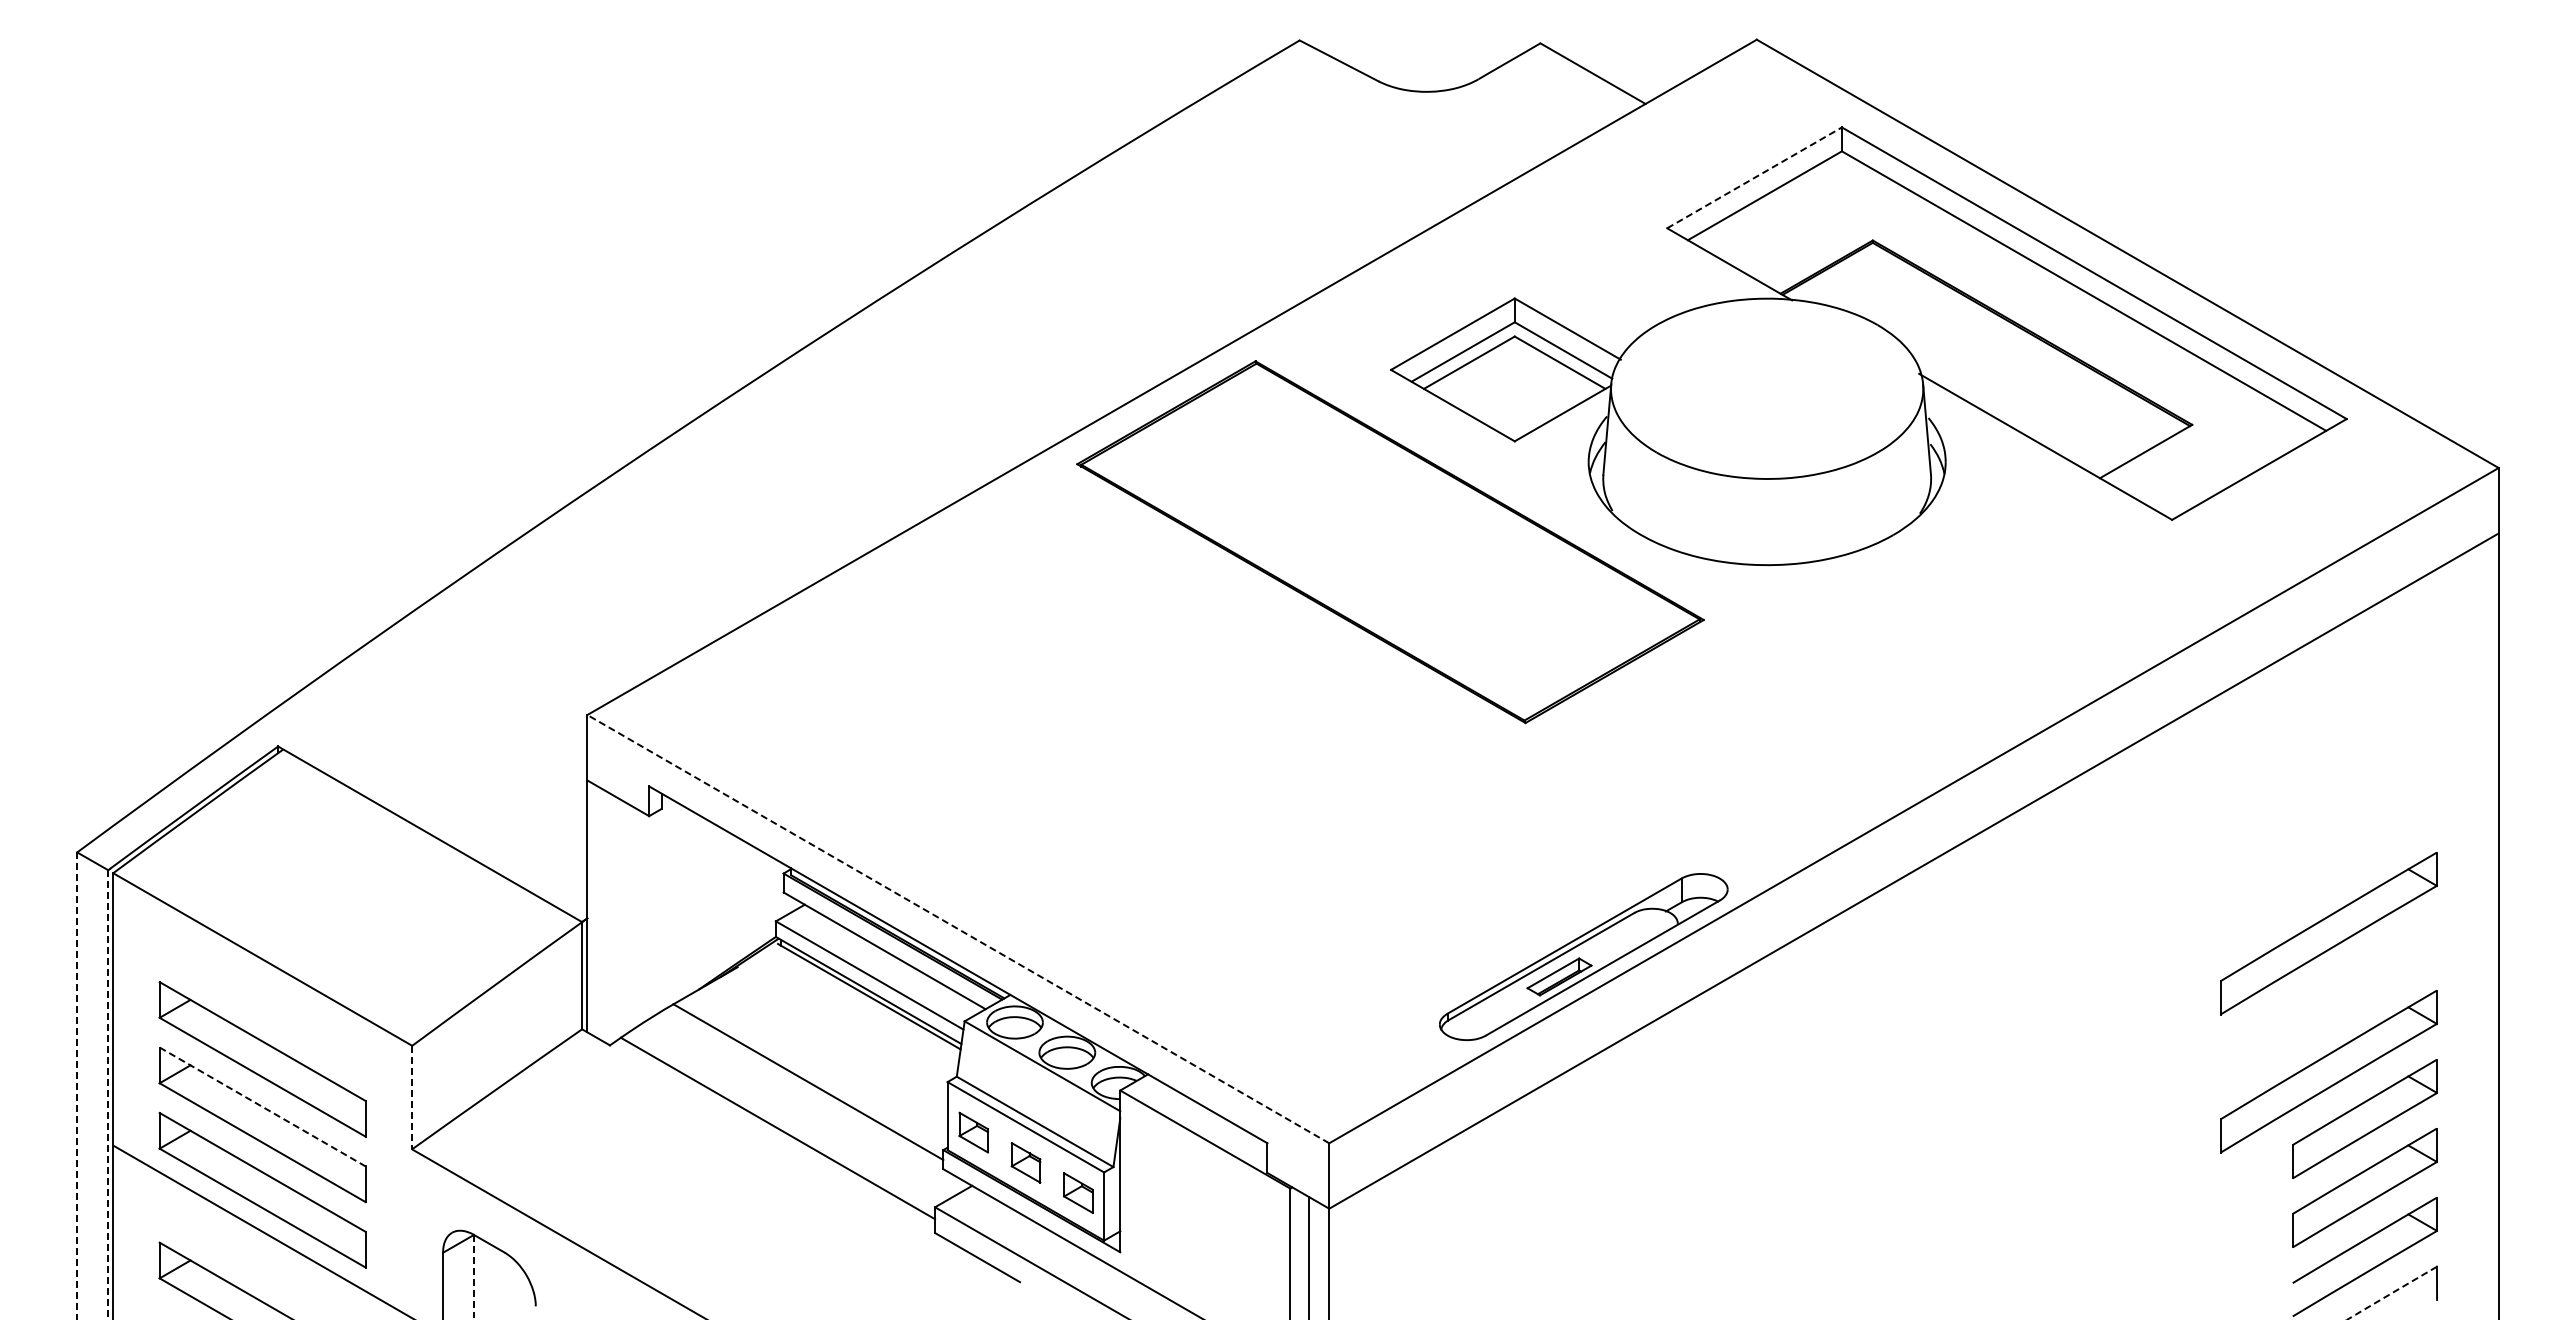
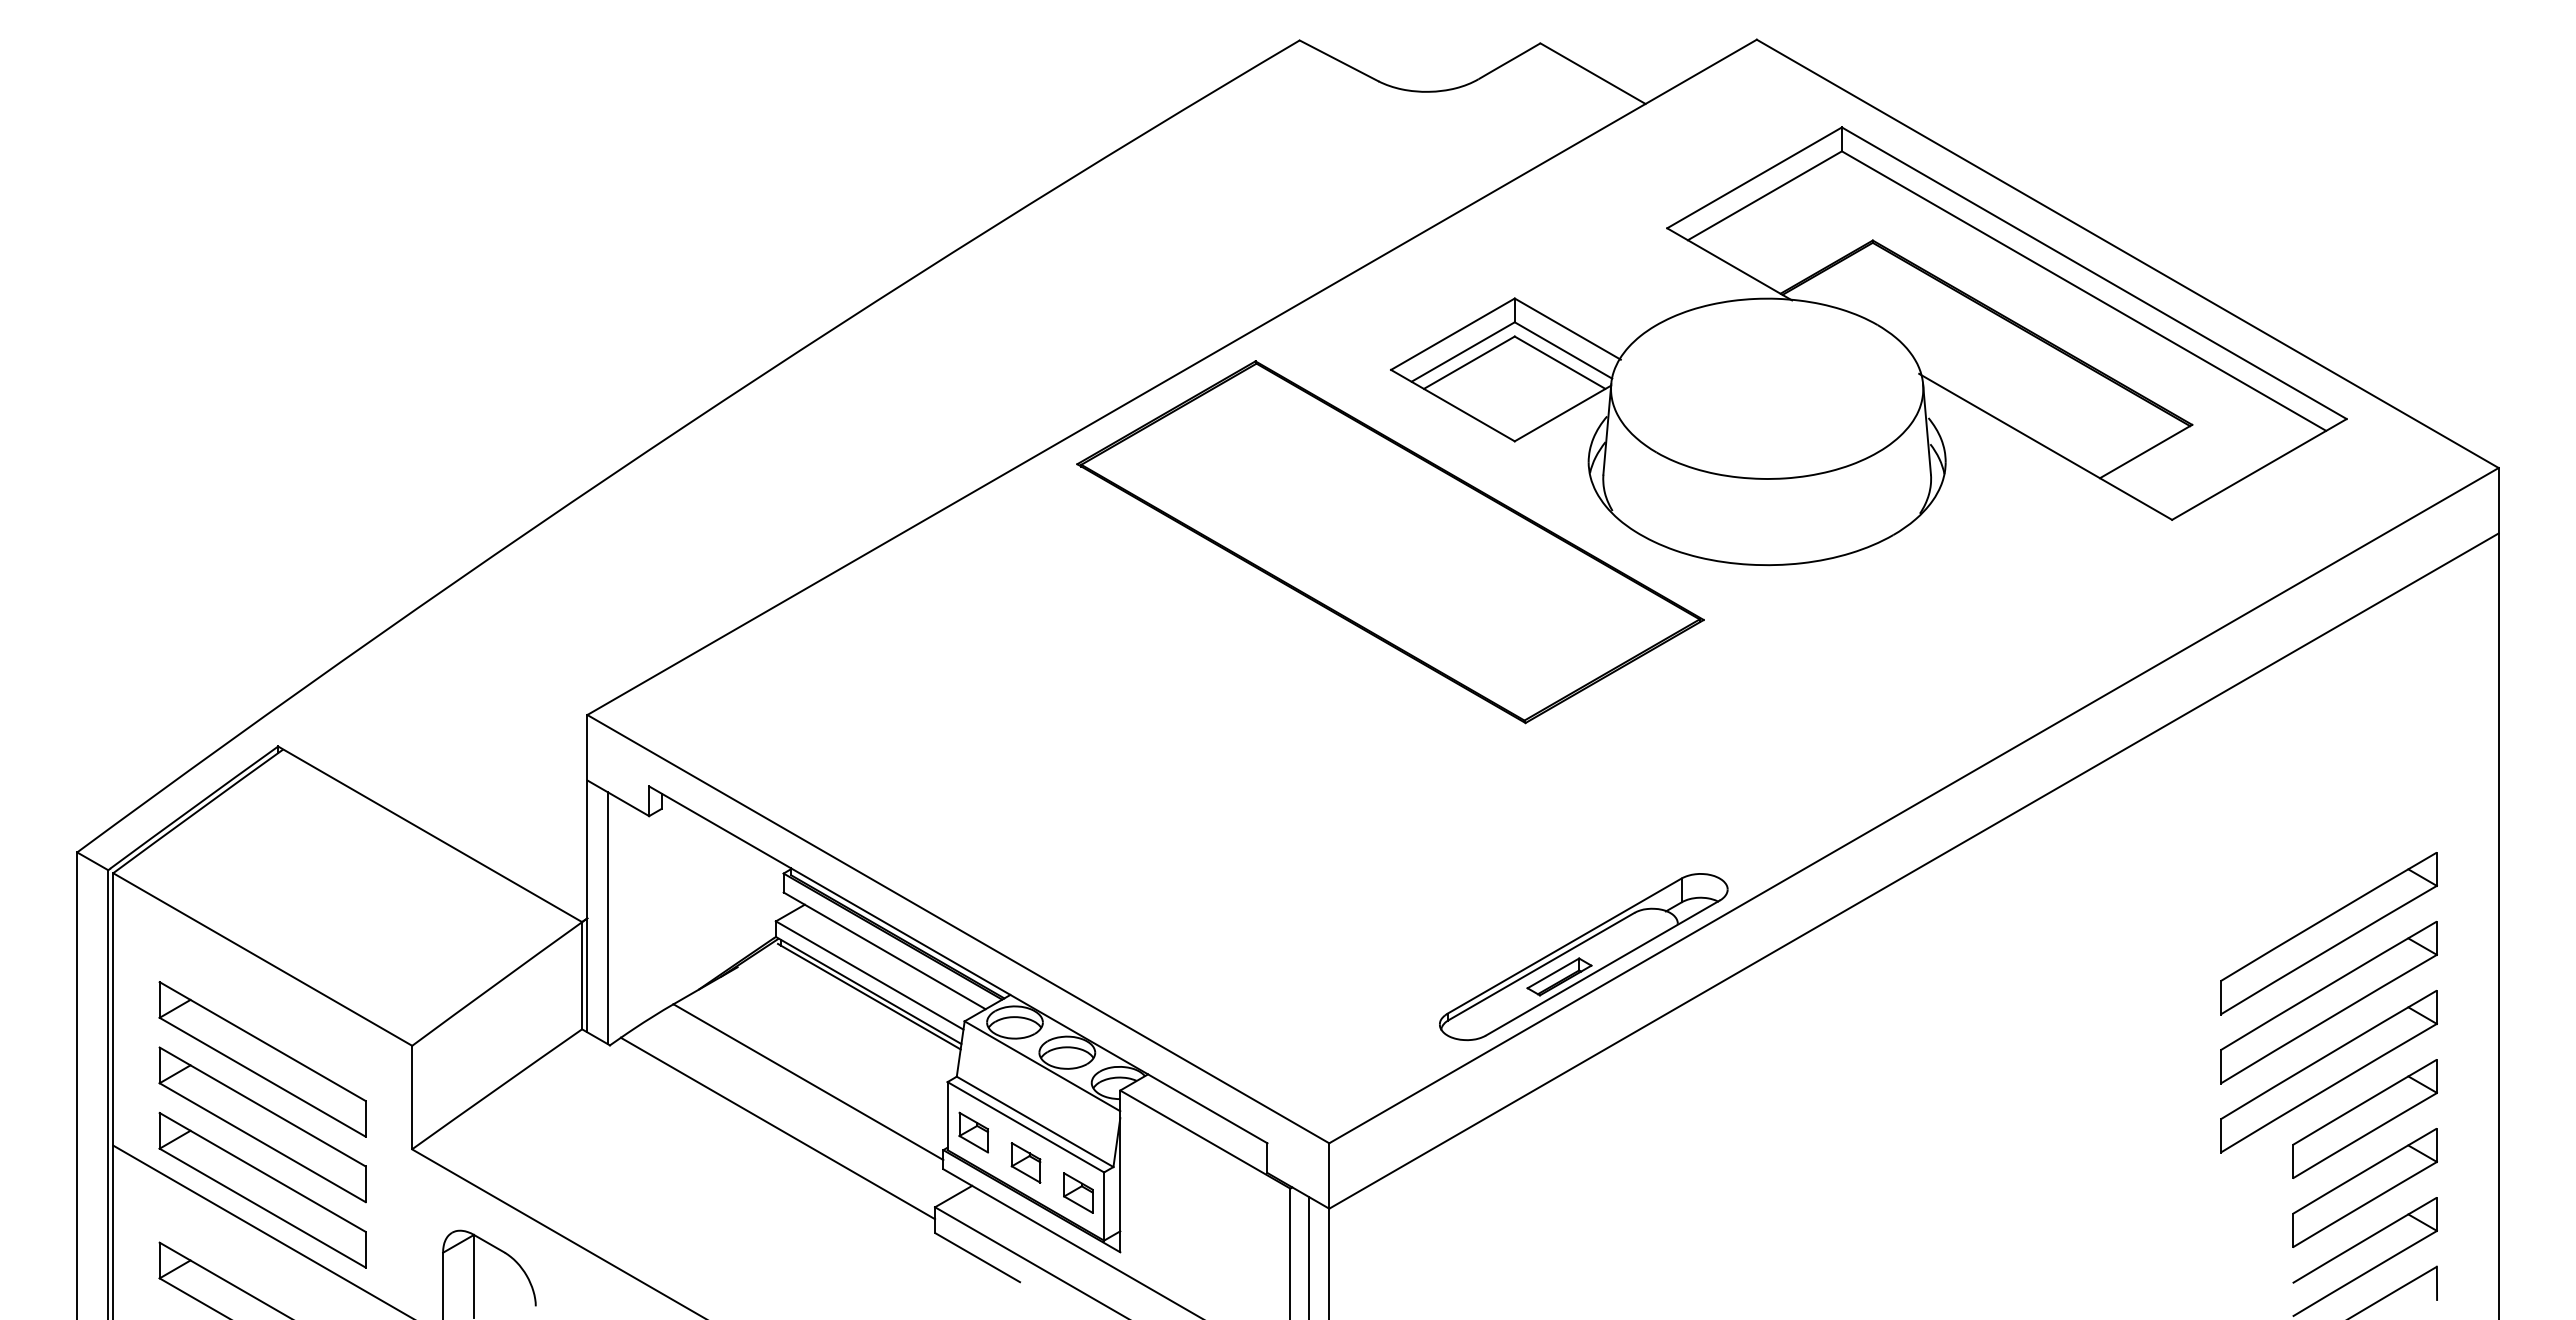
line: dashed -> solid (1754, 177)
line: none -> present (607, 918)
line: dashed -> solid (957, 928)
part: none -> present (2328, 1002)
line: dashed -> solid (77, 1086)
line: dashed -> solid (108, 1095)
line: dashed -> solid (412, 1097)
line: dashed -> solid (262, 1107)
line: dashed -> solid (474, 1276)
arc: dashed -> solid (2392, 1293)
